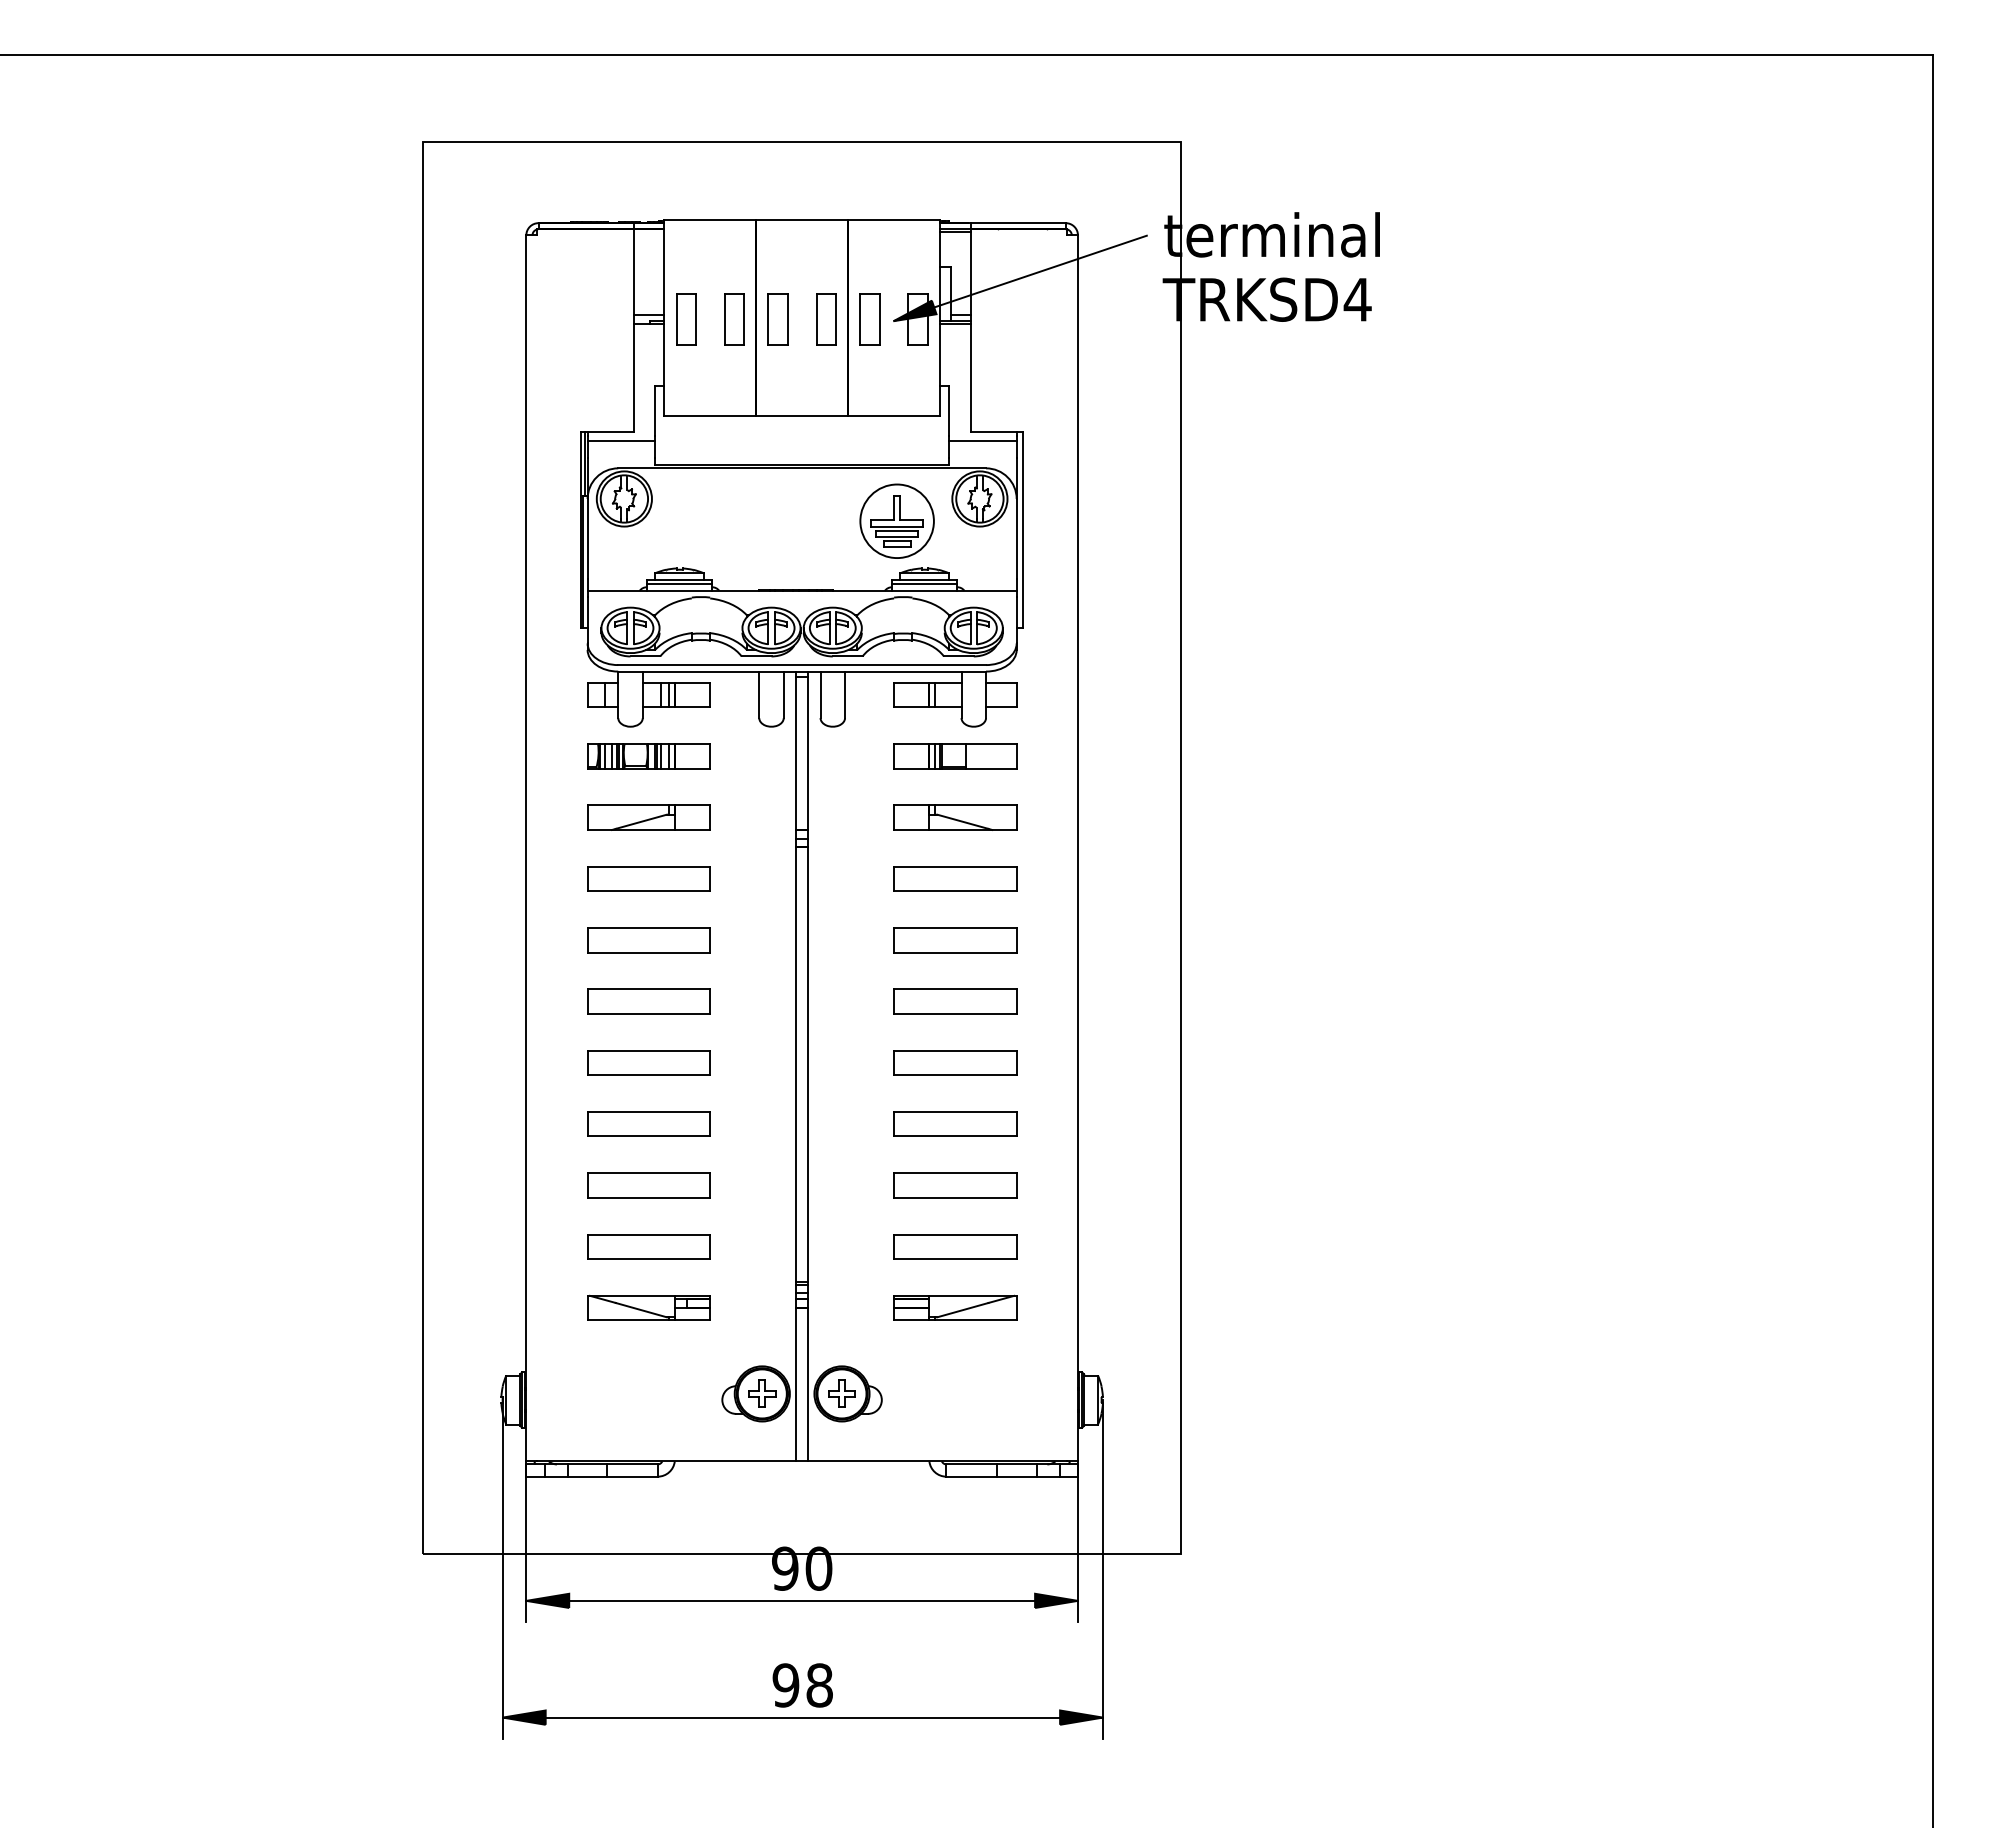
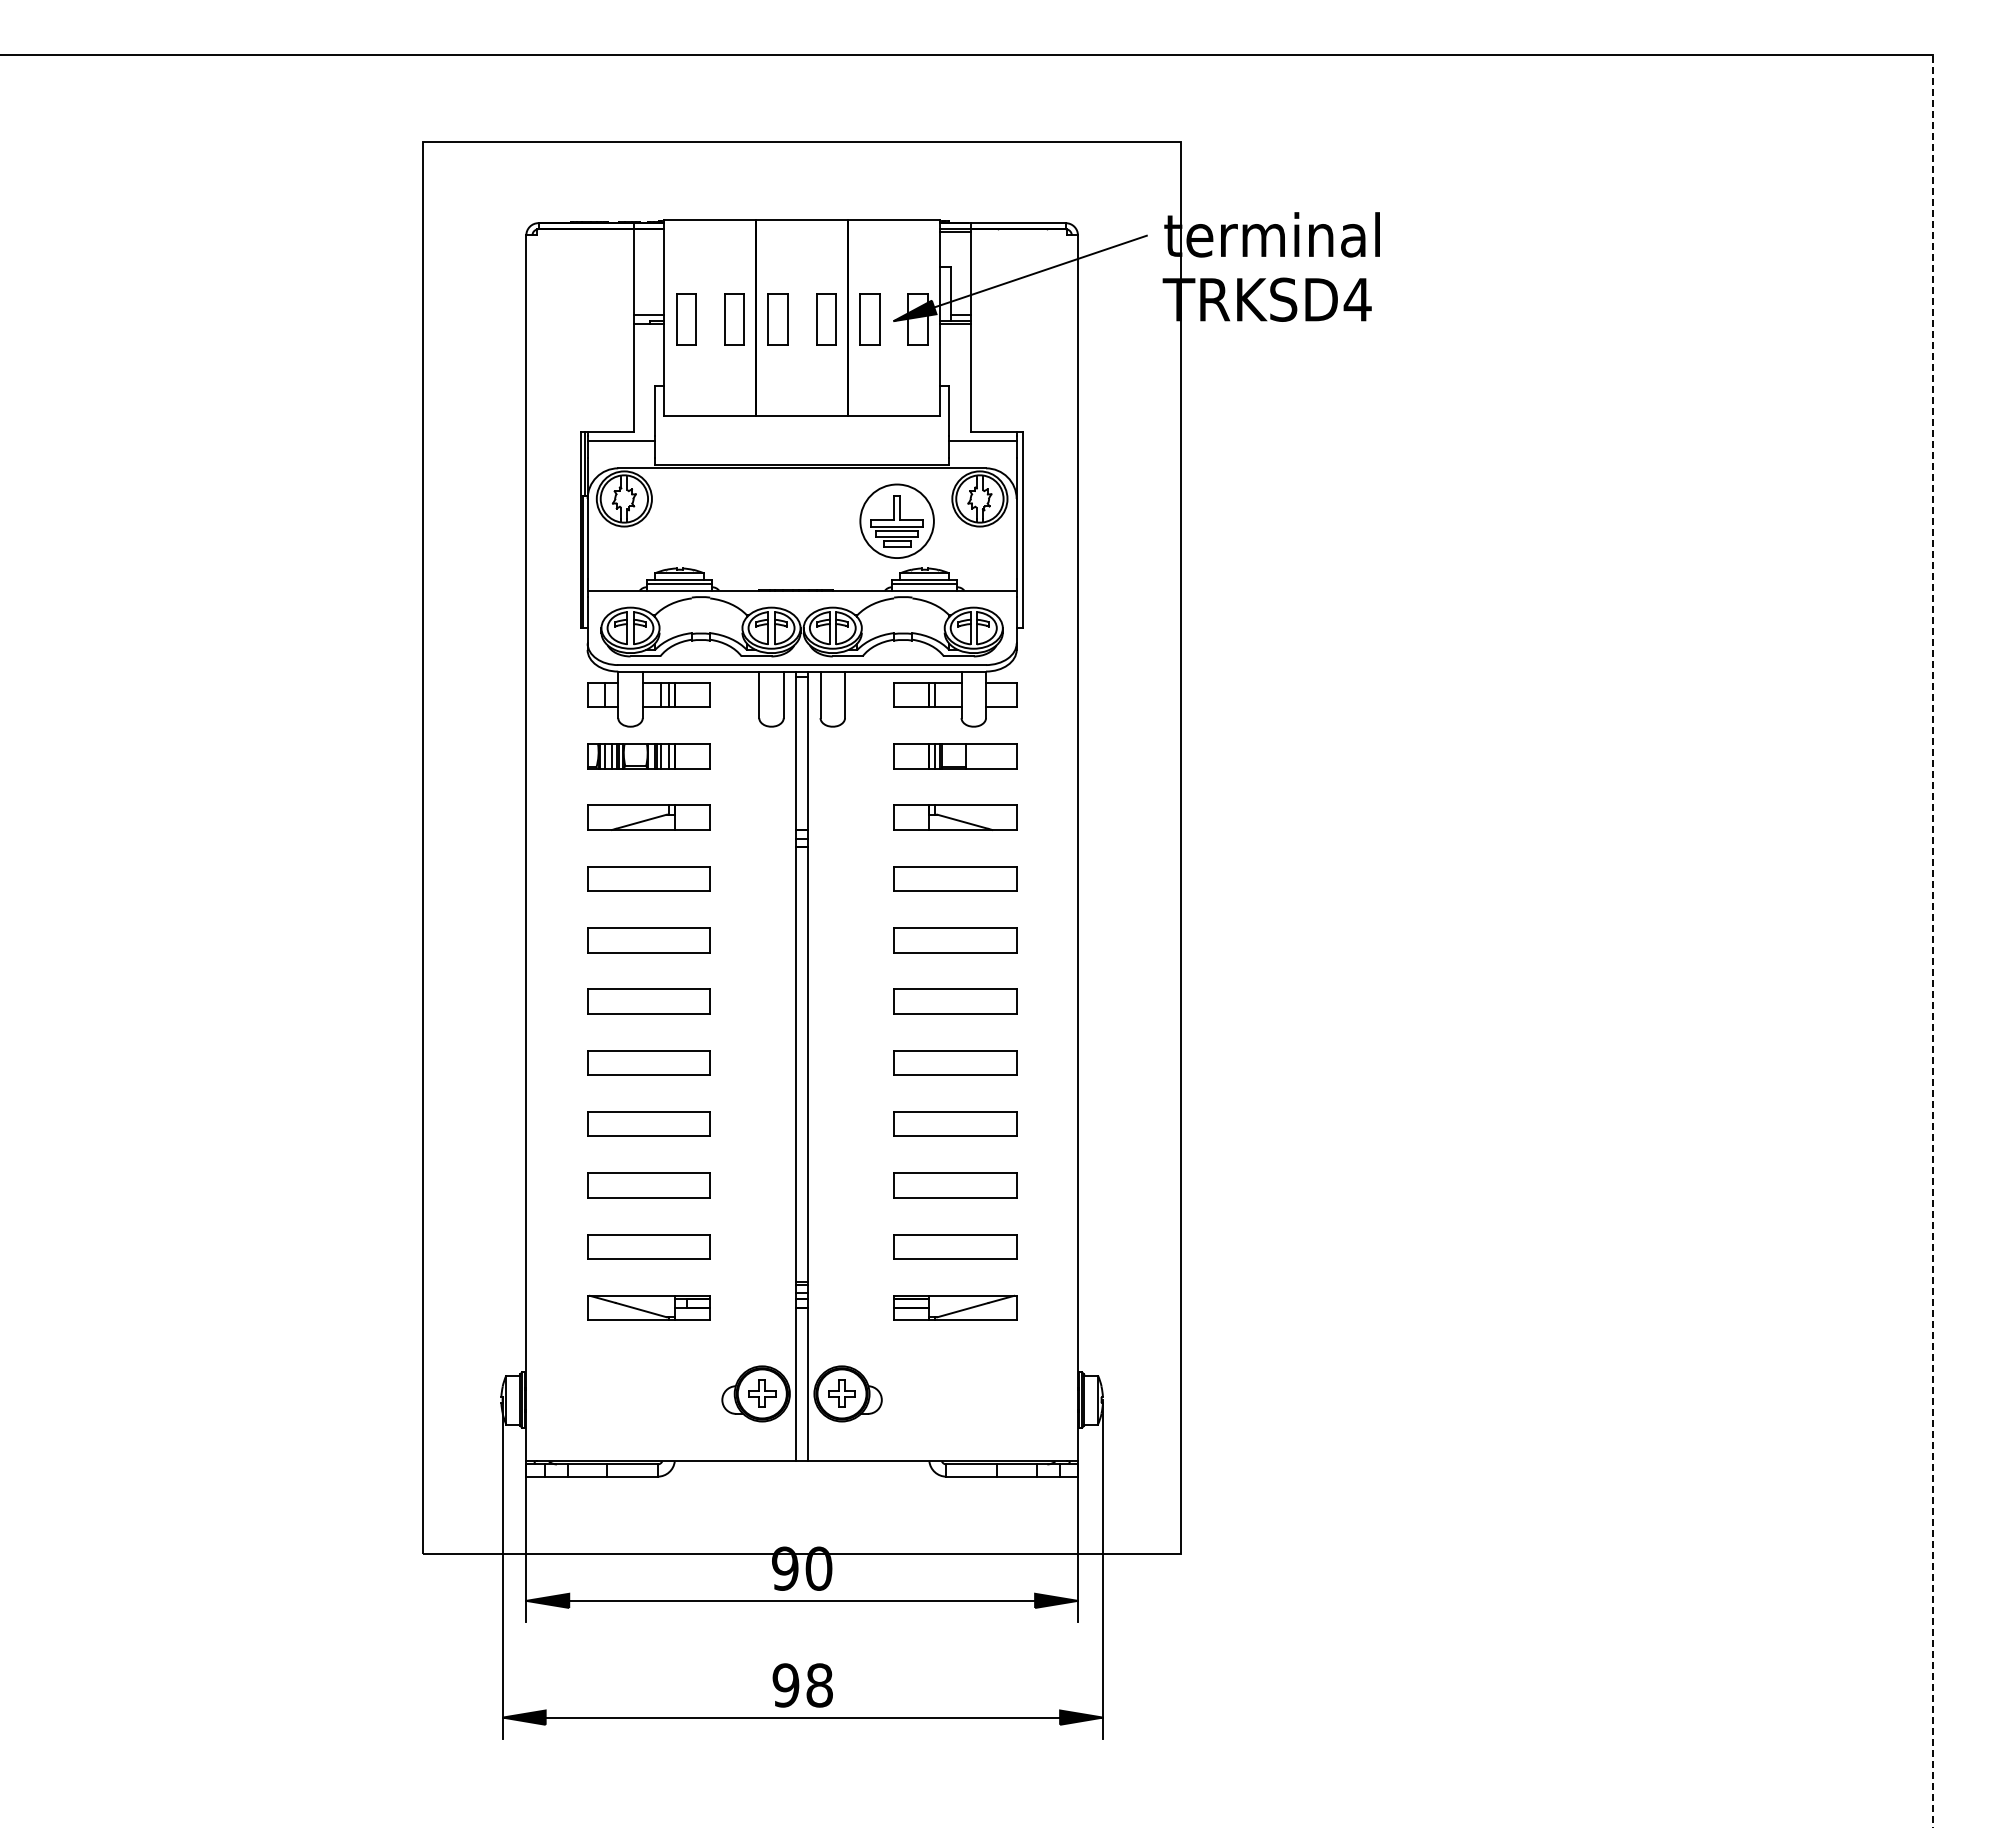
line: solid -> dashed (1933, 940)
